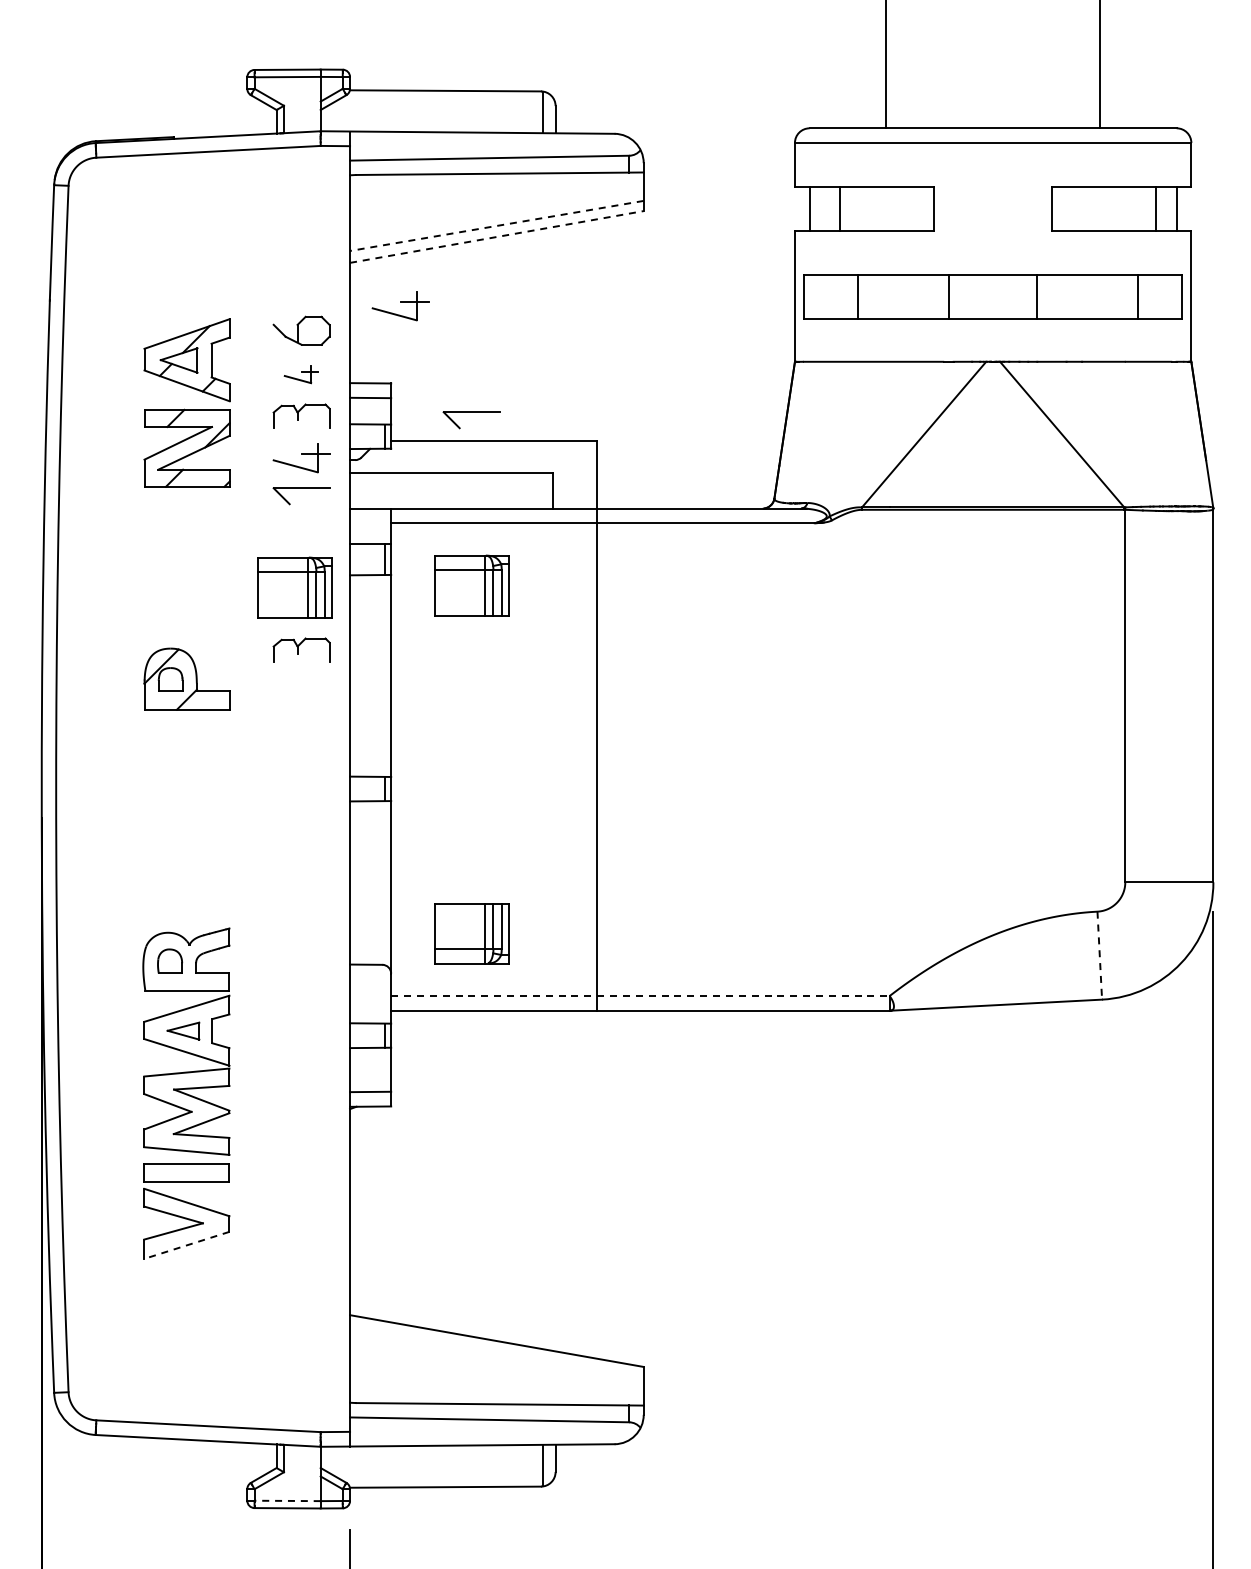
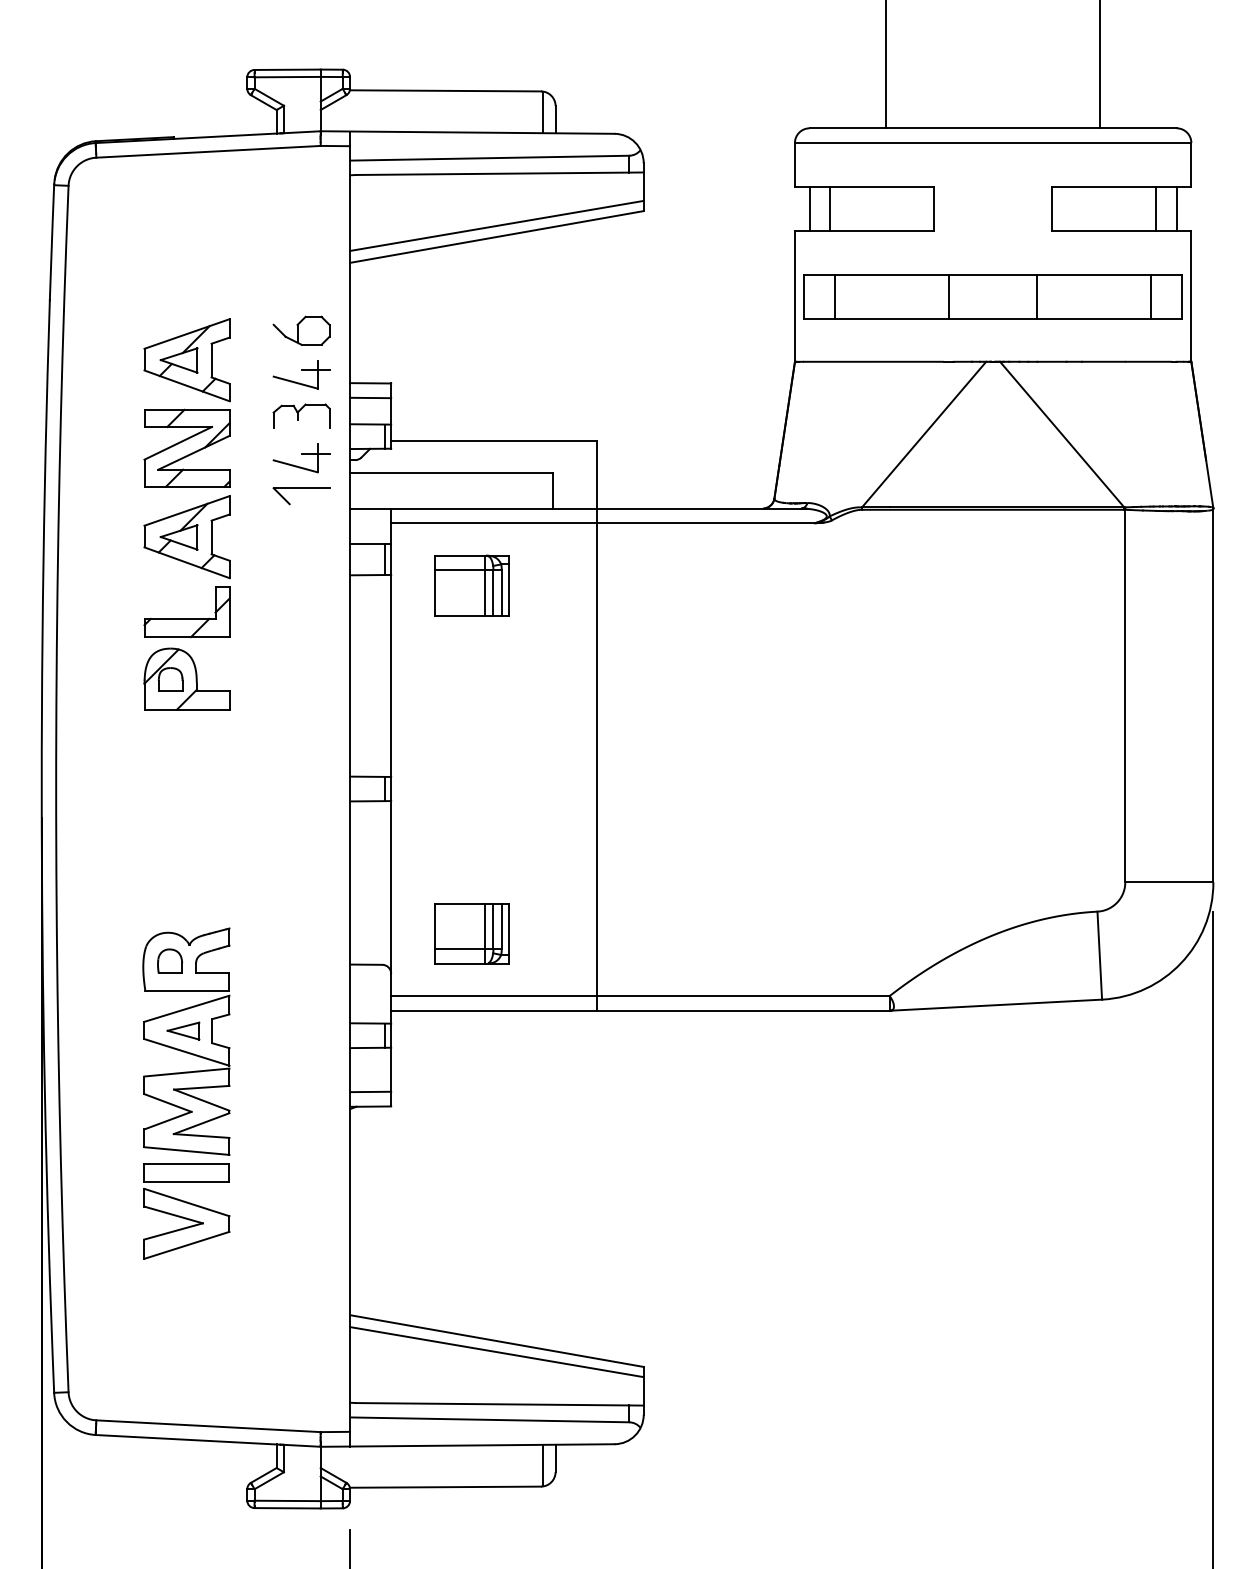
line position: (840, 209) -> (830, 209) (830, 209)
line: dashed -> solid (496, 225)
line: dashed -> solid (497, 236)
line position: (857, 297) -> (834, 297) (834, 297)
line position: (1138, 297) -> (1151, 297) (1151, 297)
part: present -> none (400, 306)
part size: 36x20 px -> 59x30 px (301, 374)
part: present -> none (471, 412)
part: none -> present (186, 566)
part: present -> none (294, 587)
part: present -> none (301, 649)
line: dashed -> solid (1099, 956)
line: dashed -> solid (640, 996)
line: dashed -> solid (186, 1245)
line: none -> present (496, 1352)
line: dashed -> solid (287, 1500)
